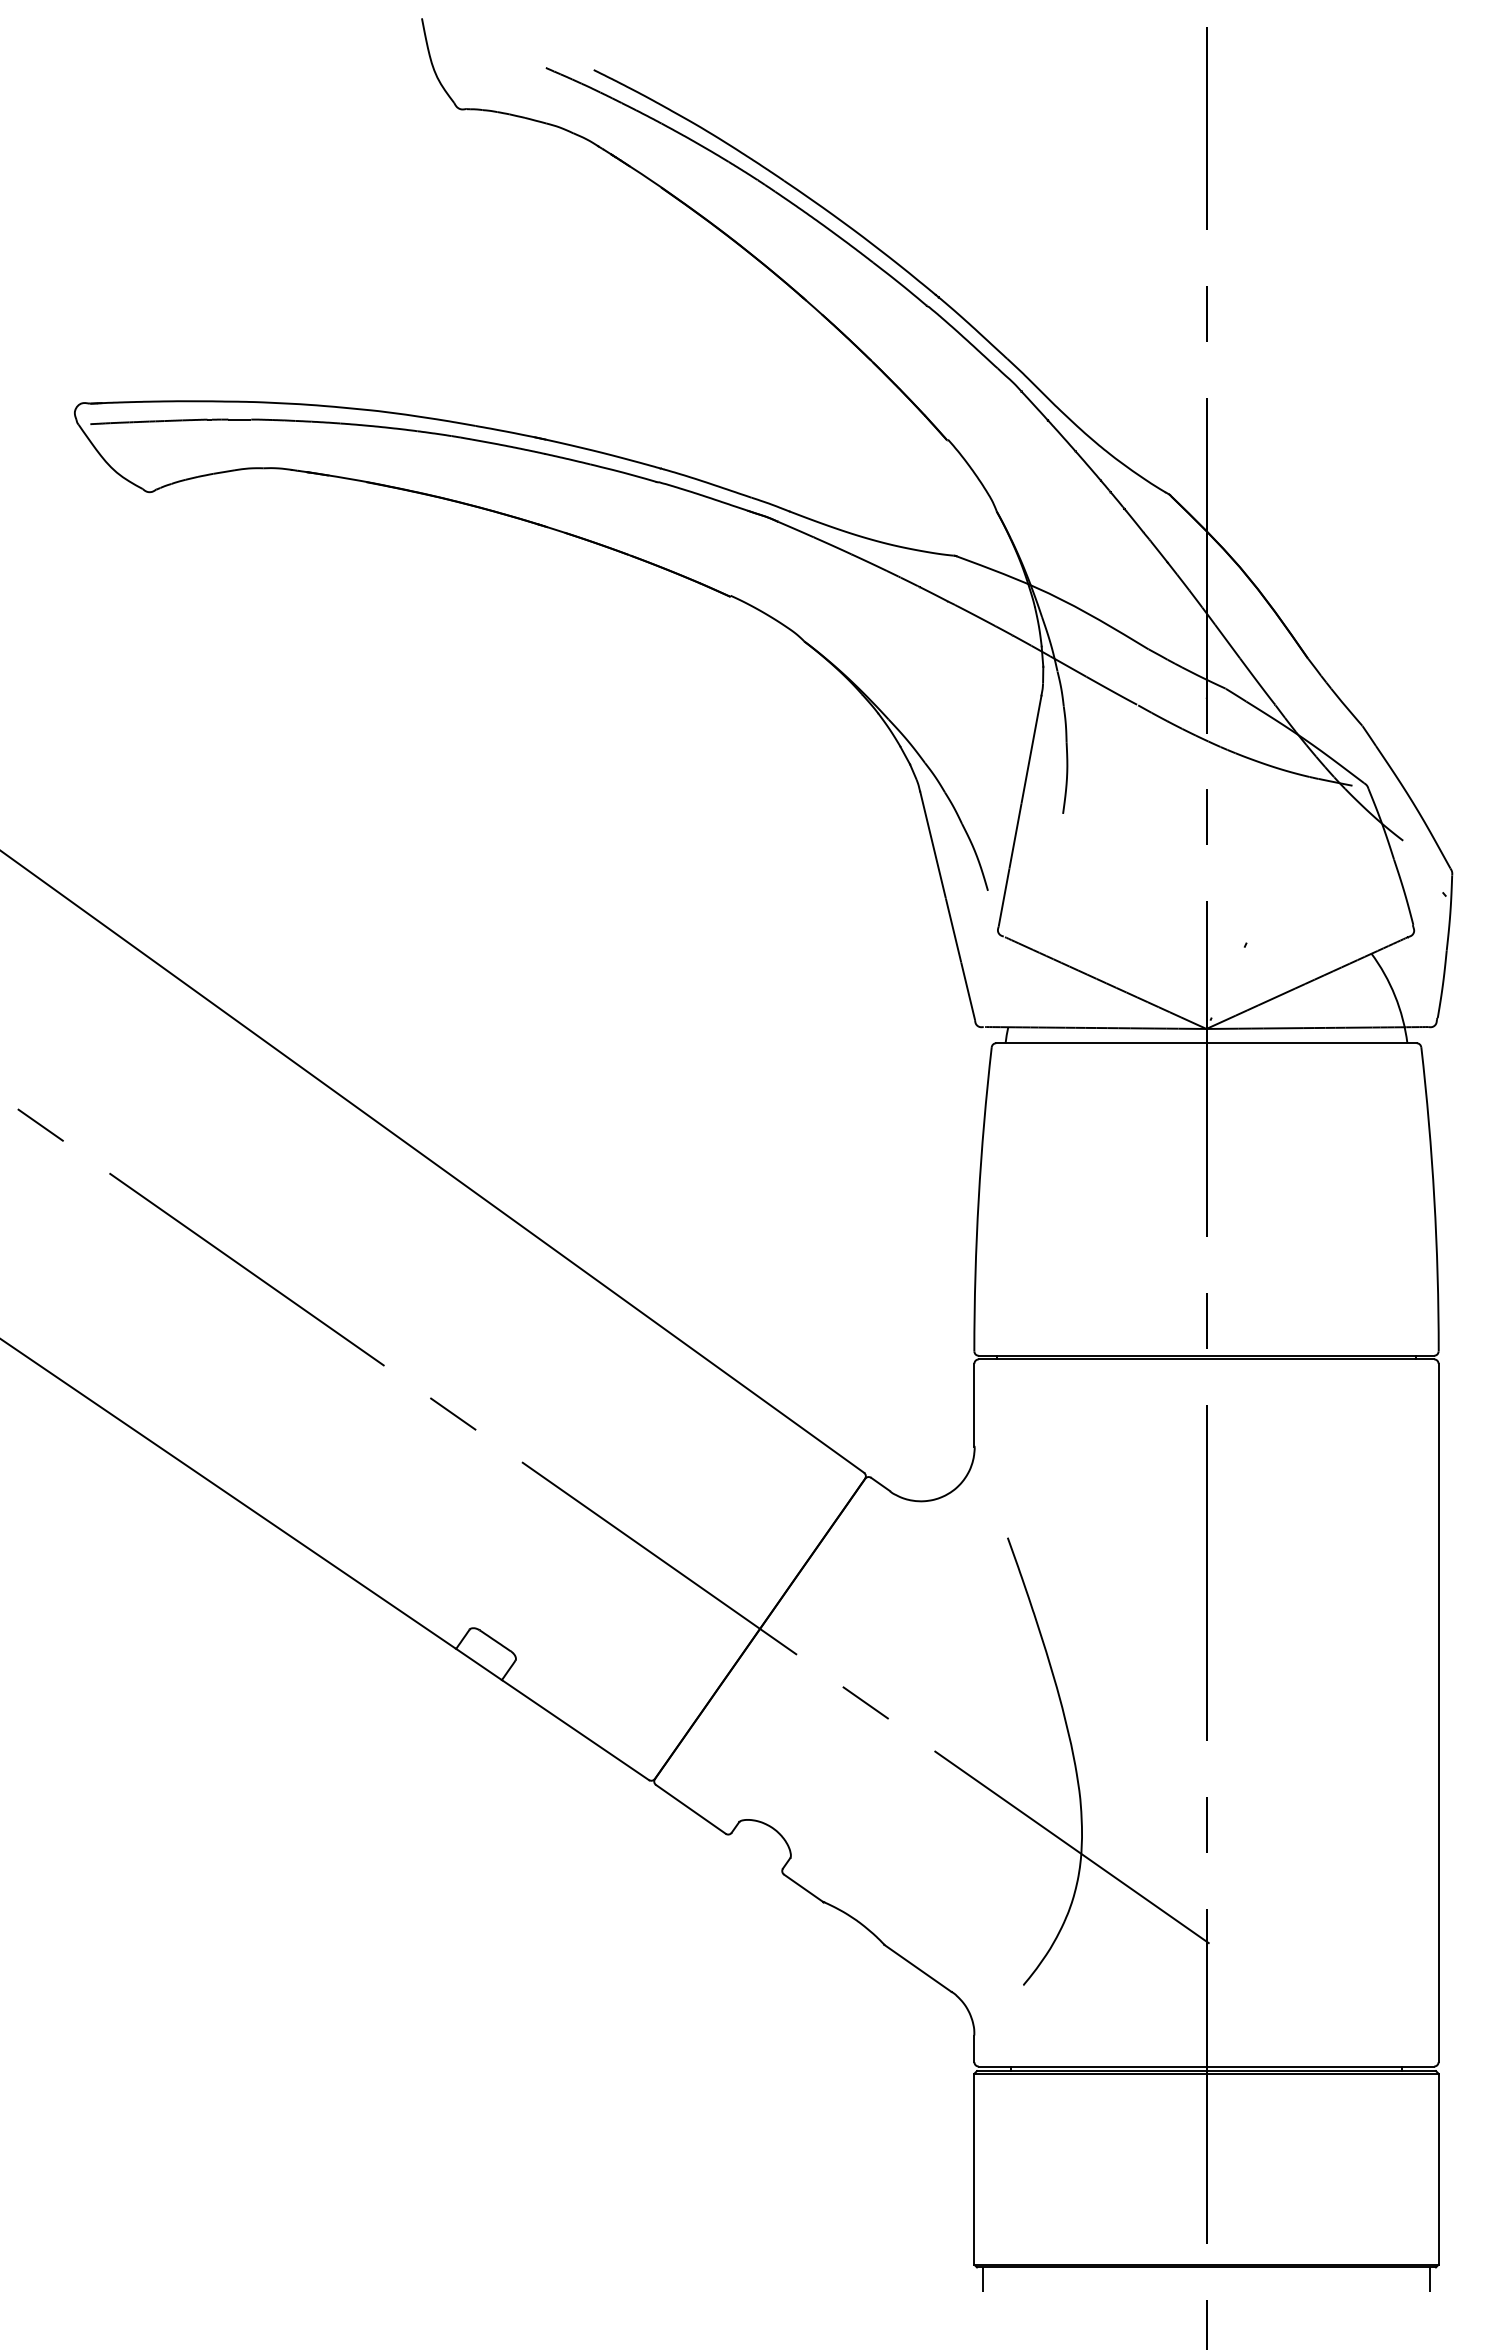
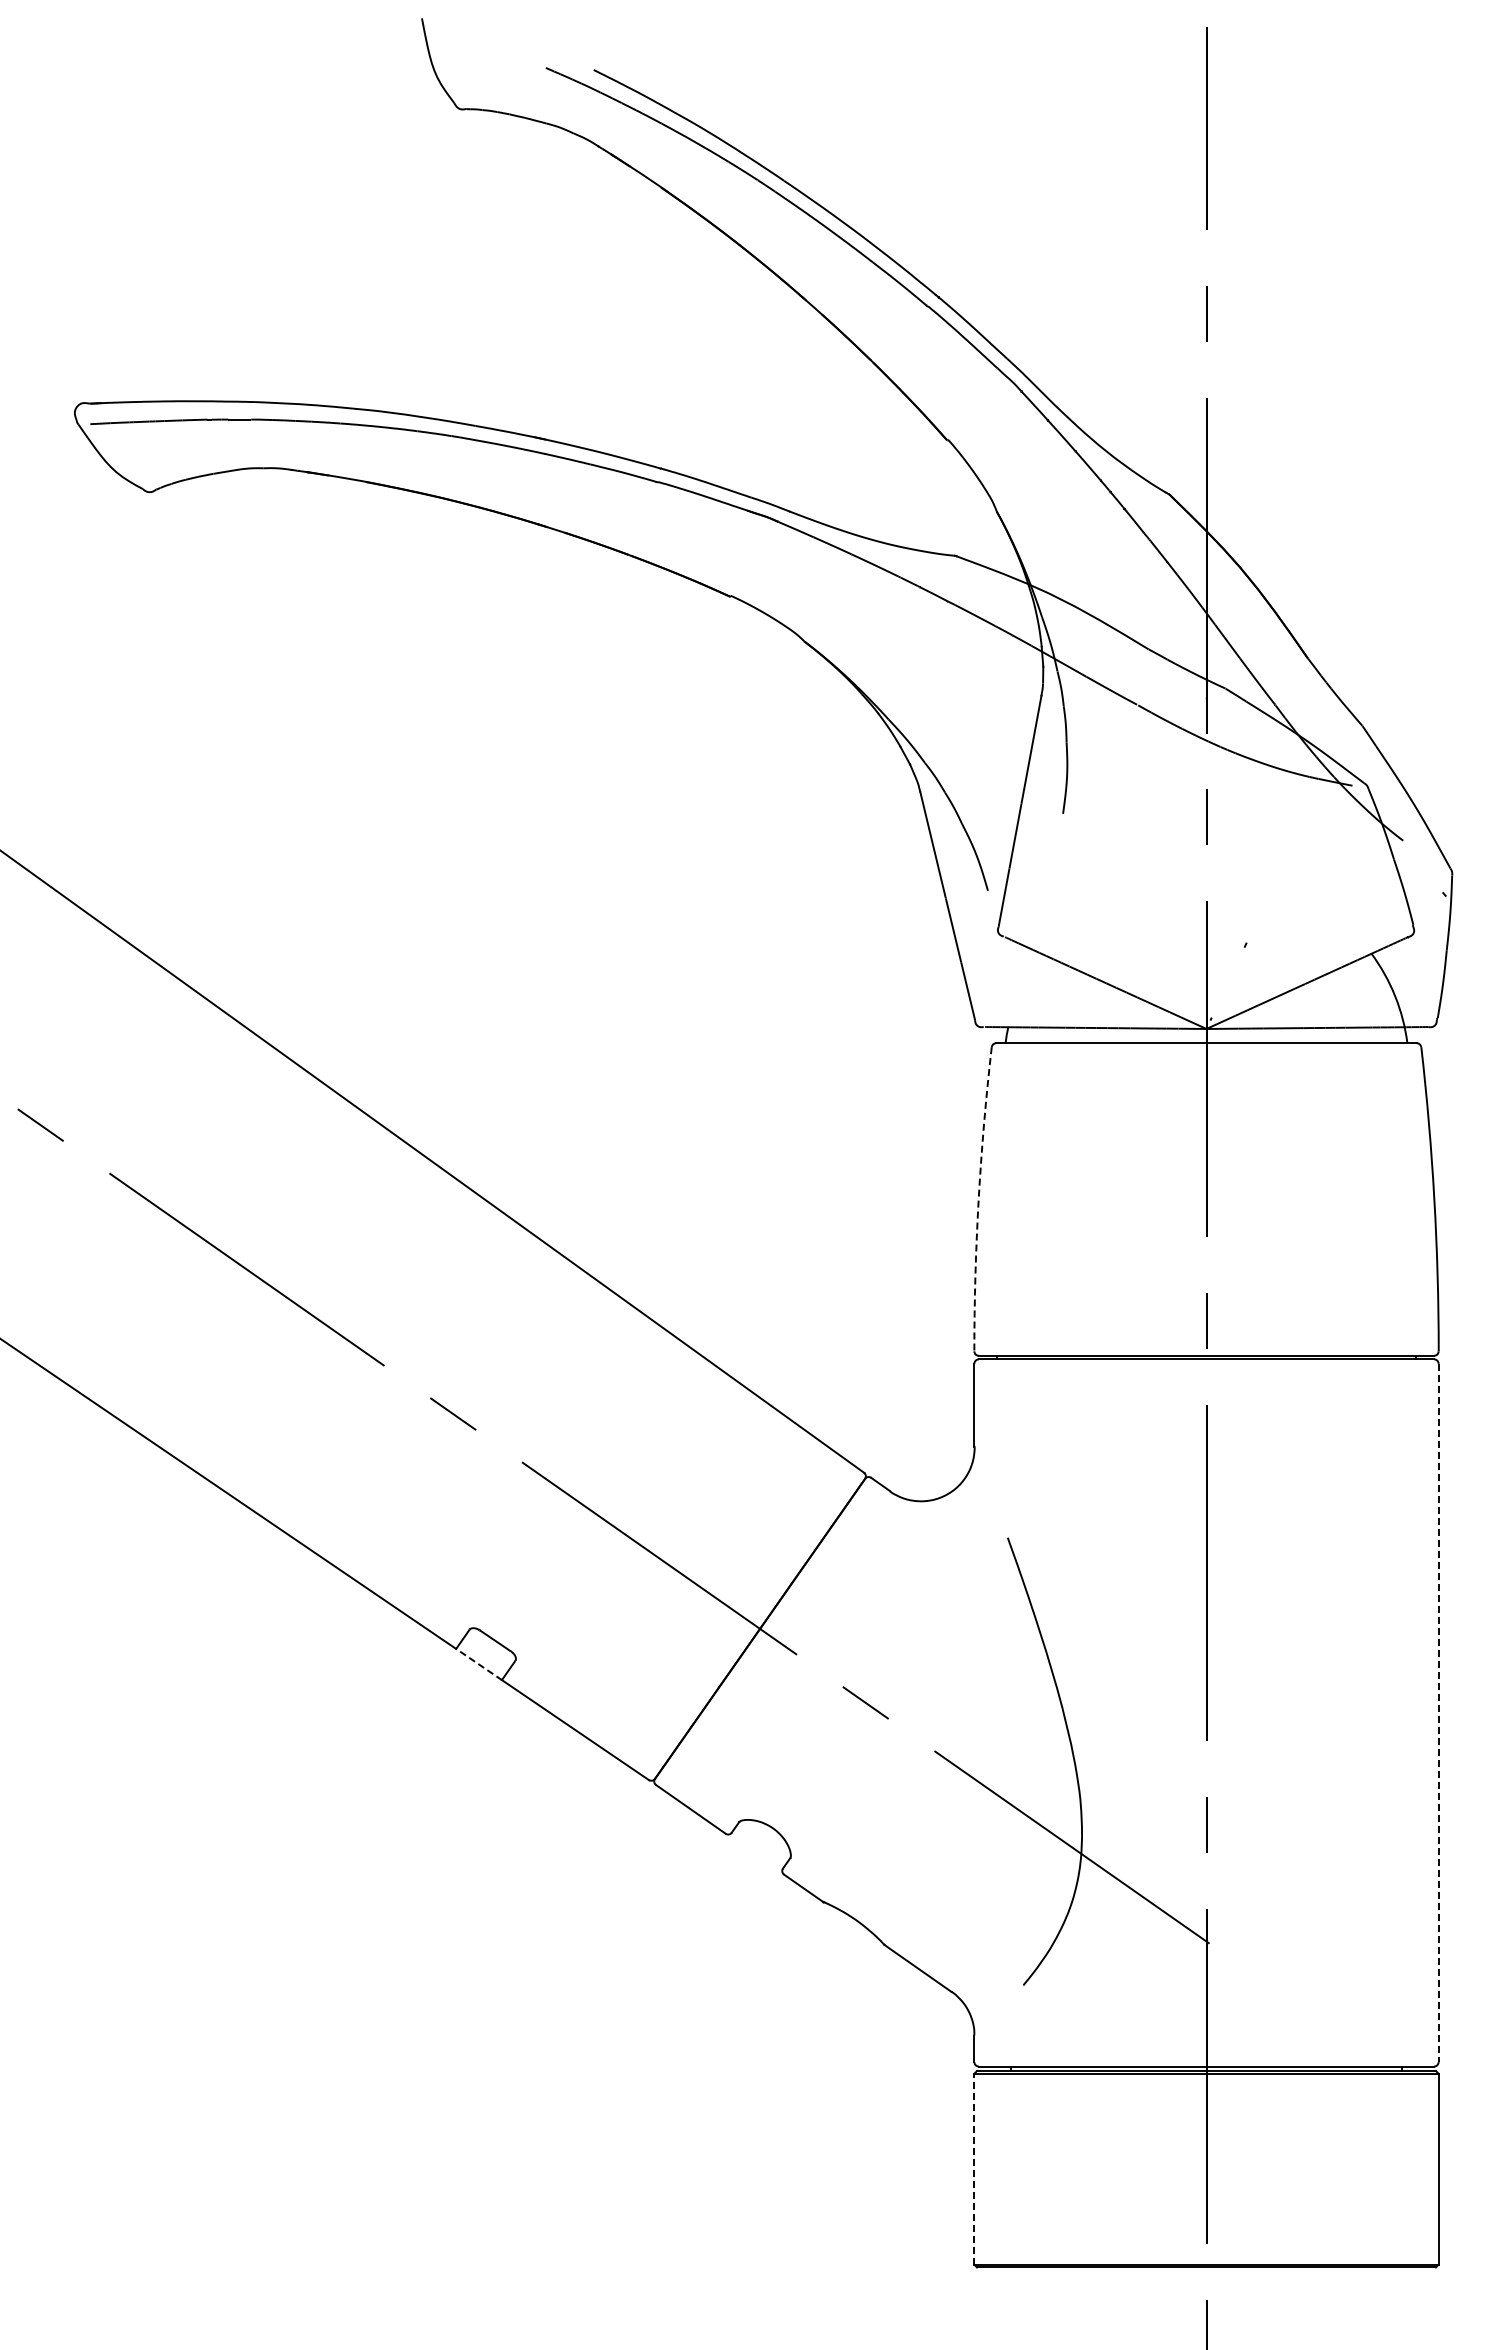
arc: solid -> dashed (978, 1198)
line: solid -> dashed (478, 1664)
line: solid -> dashed (1438, 1713)
line: solid -> dashed (974, 2169)
line: present -> none (983, 2279)
line: present -> none (1429, 2279)
